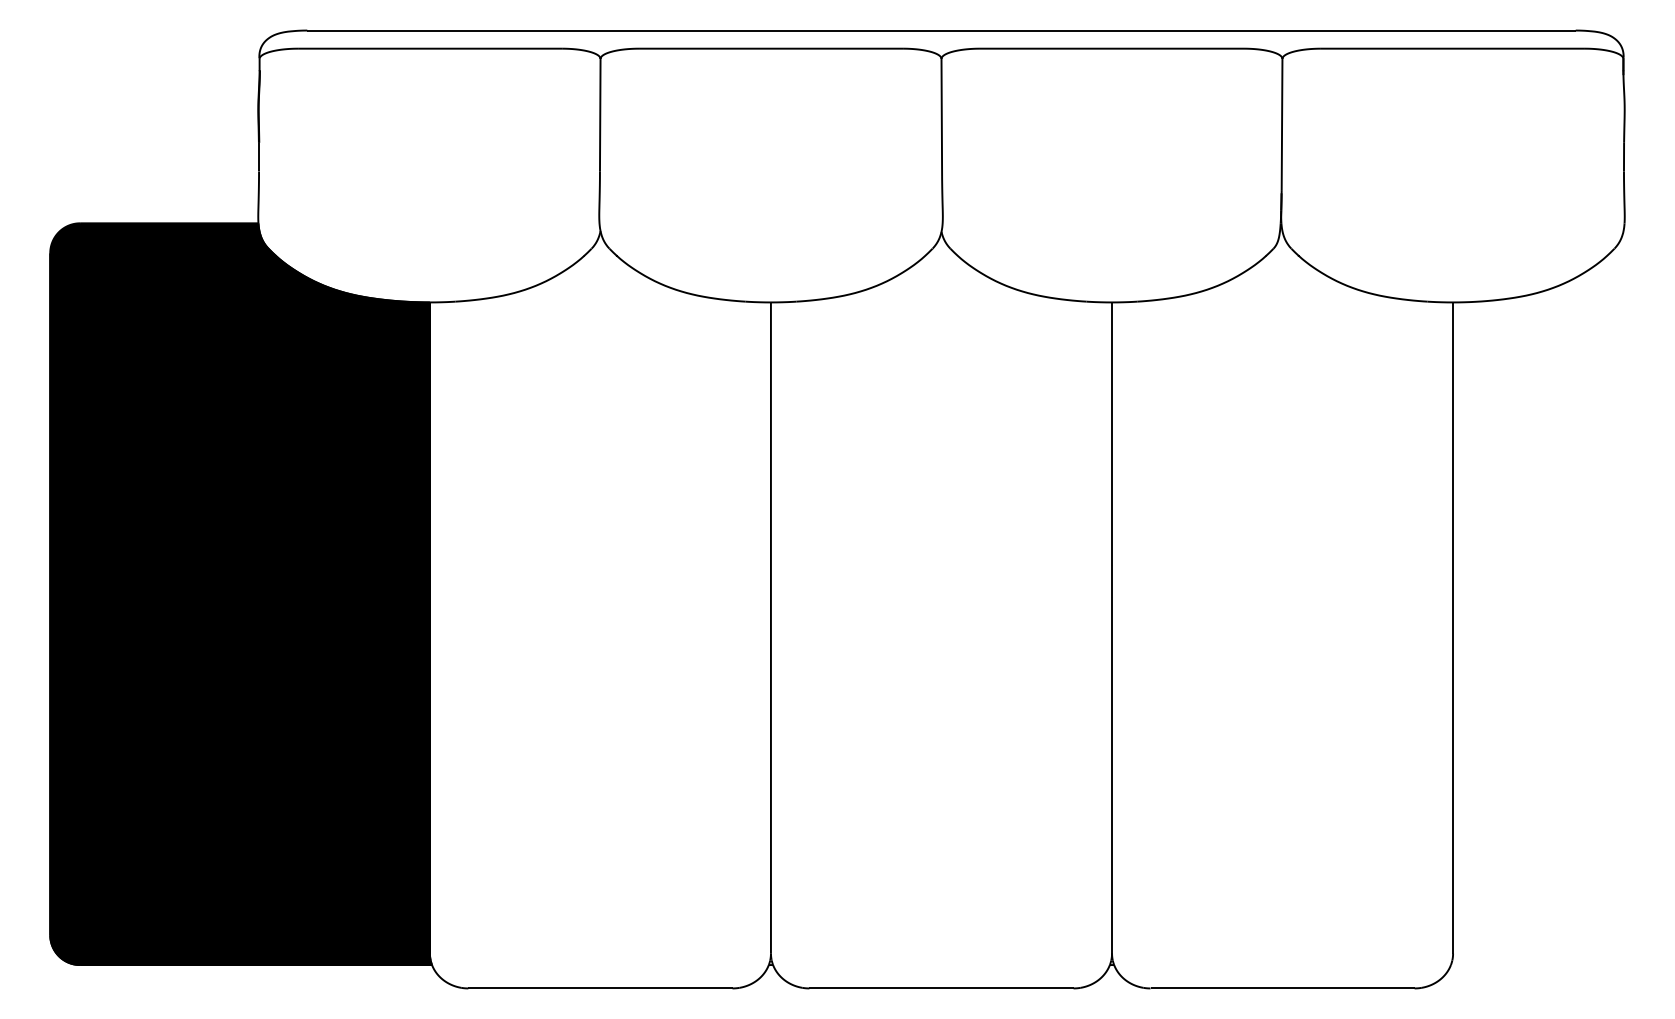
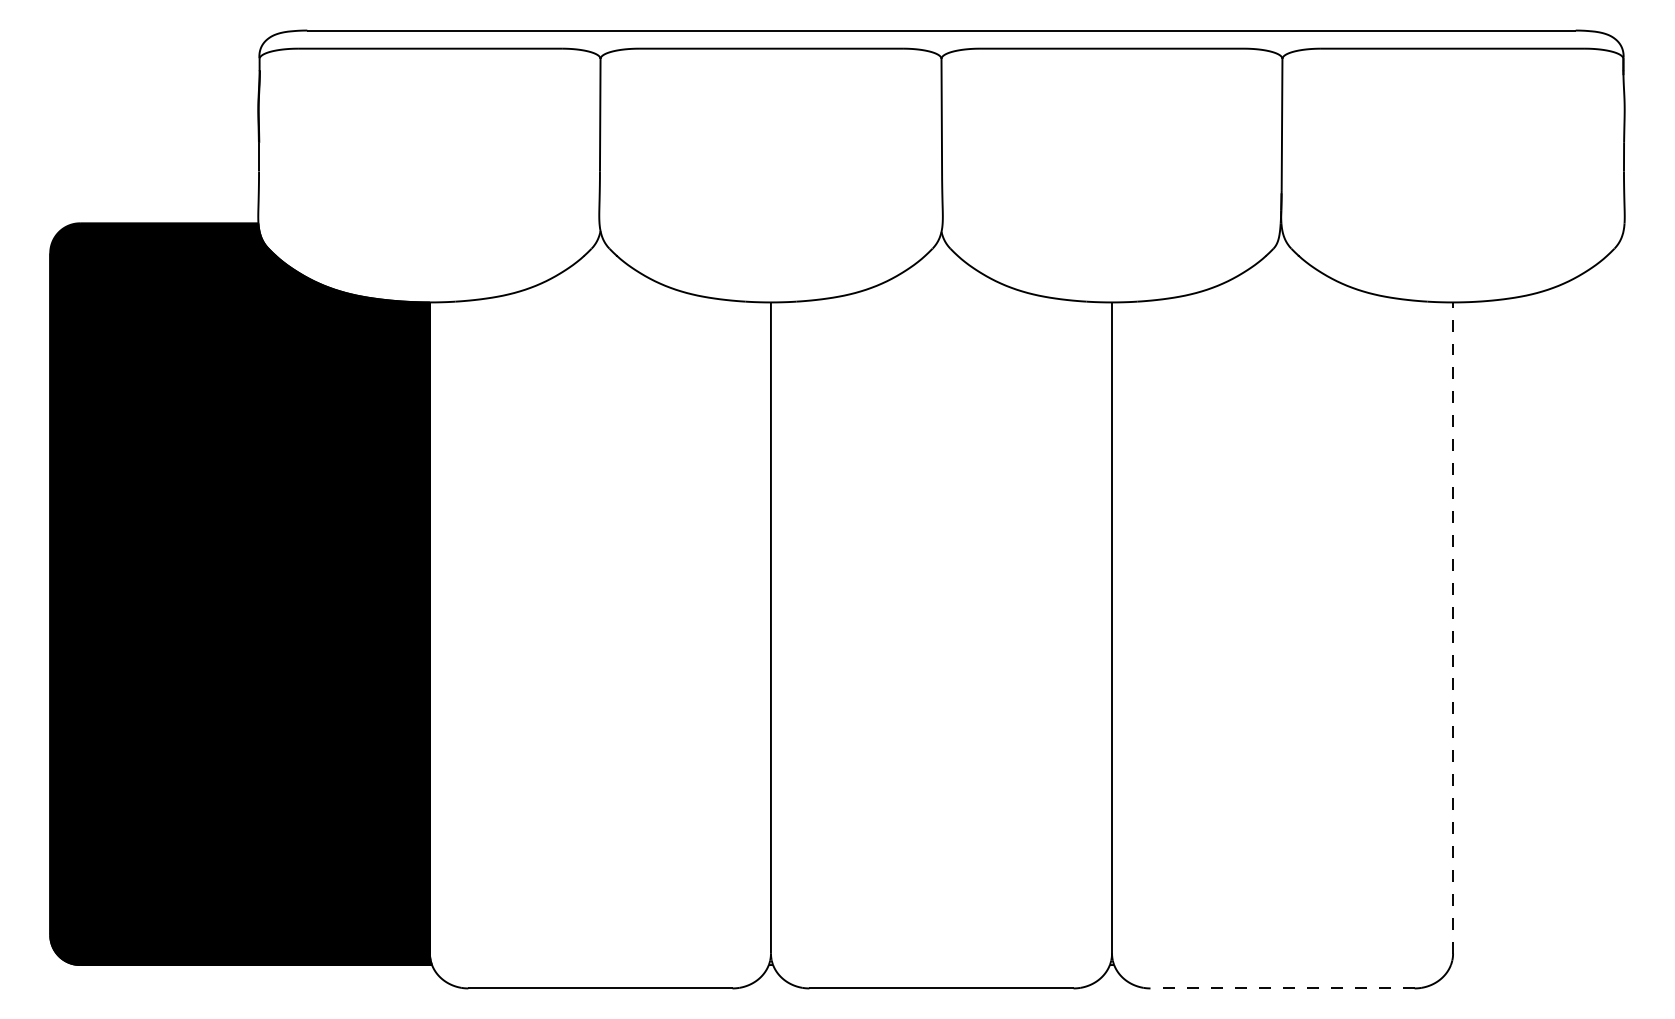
line: solid -> dashed (1453, 628)
line: solid -> dashed (1282, 988)
